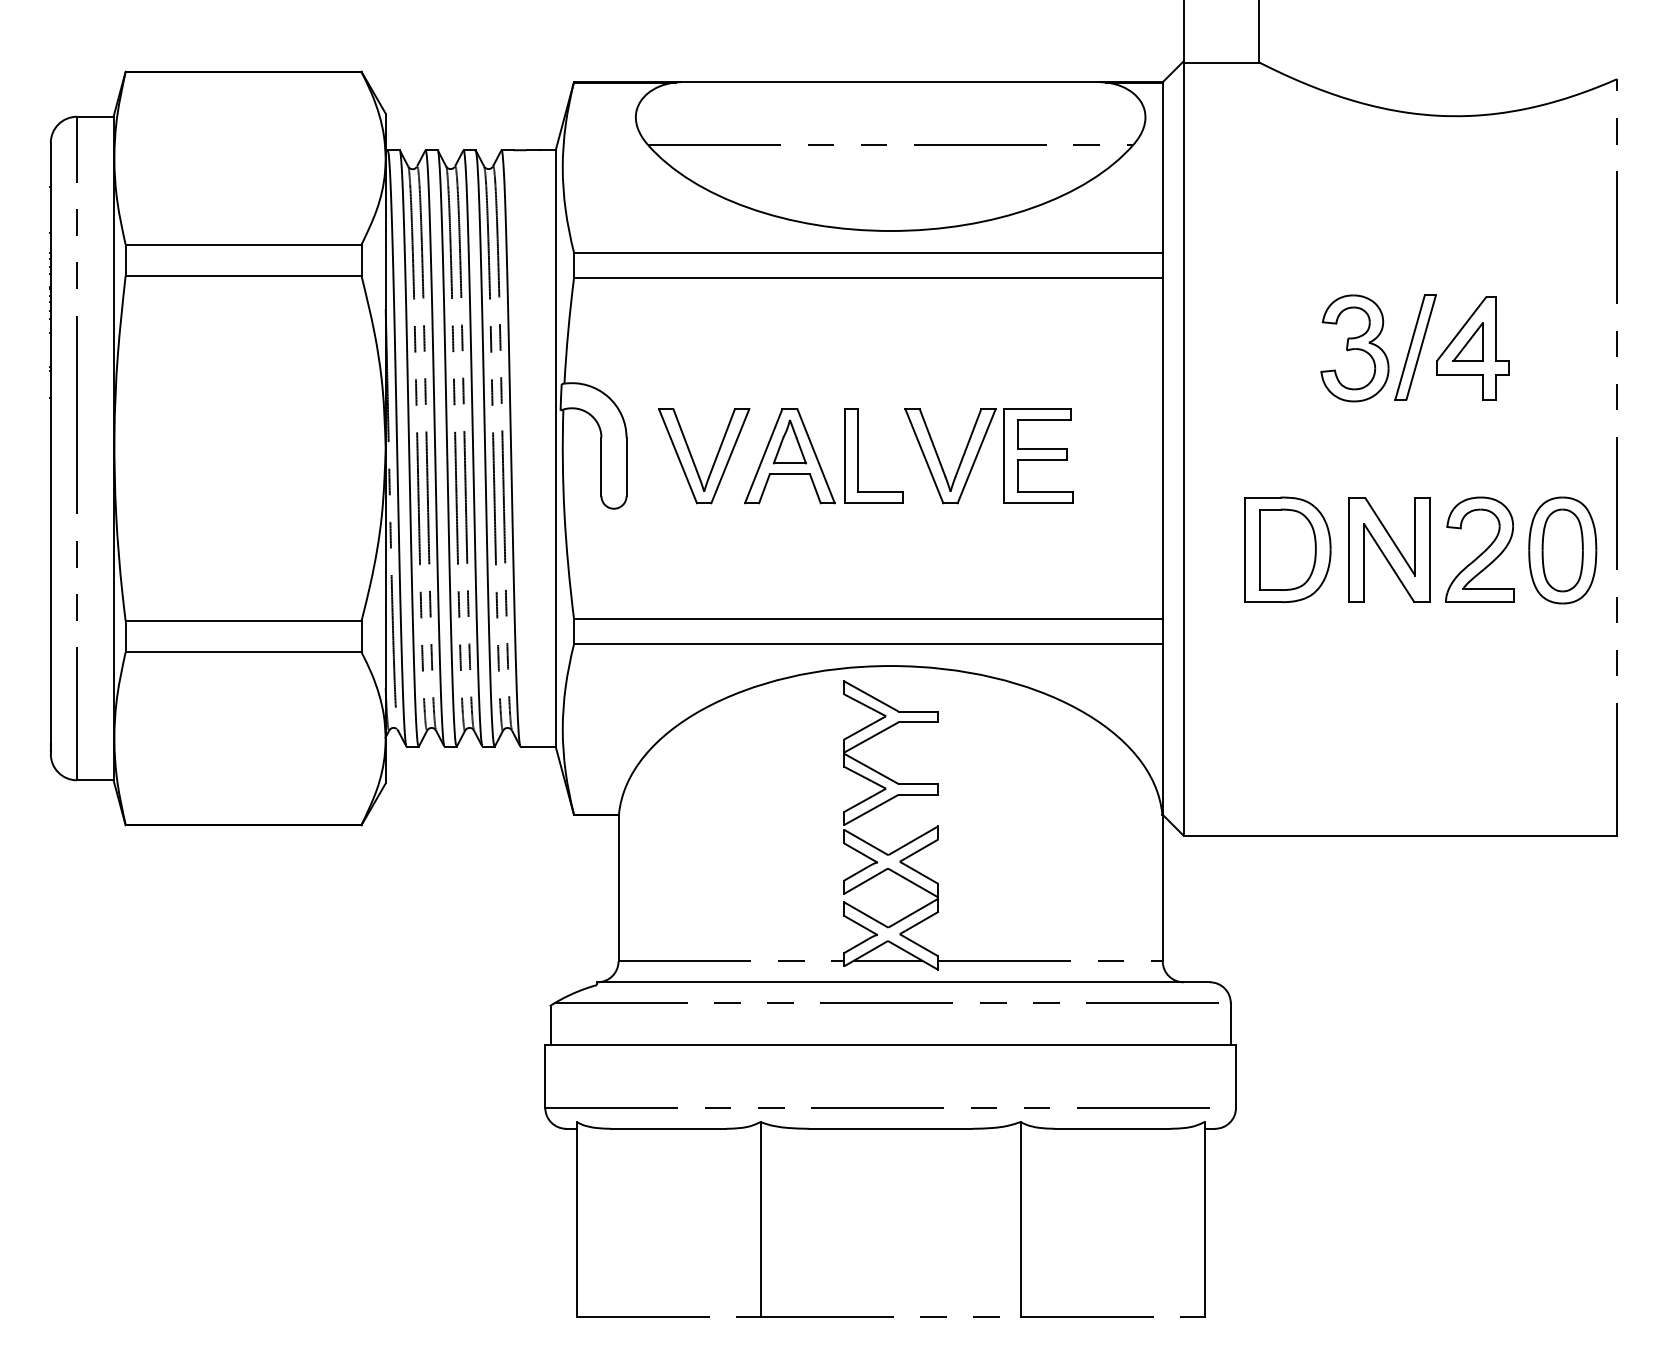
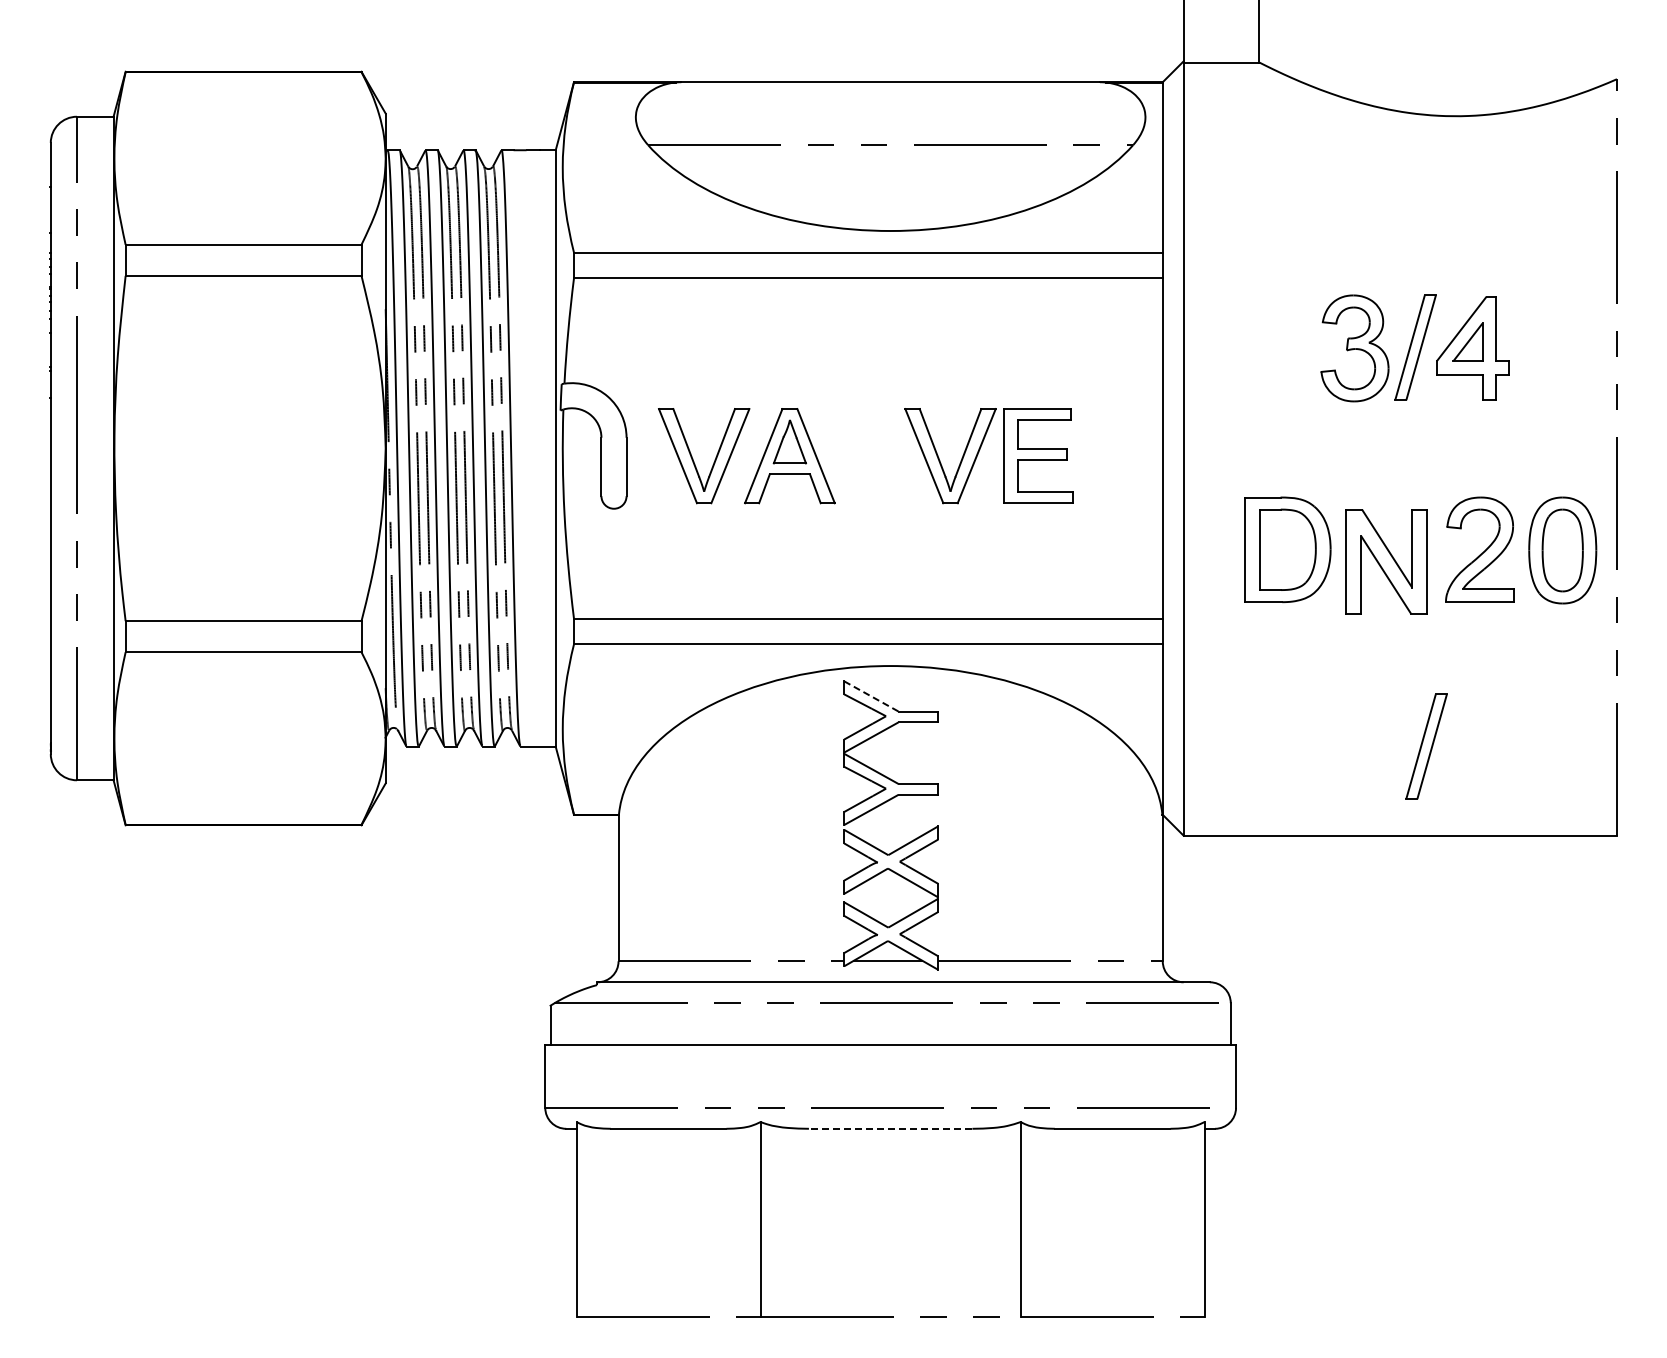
part: present -> none (858, 455)
part position: (1389, 549) -> (1386, 561) (1386, 561)
line: solid -> dashed (871, 696)
part: none -> present (1426, 746)
line: solid -> dashed (890, 1128)
